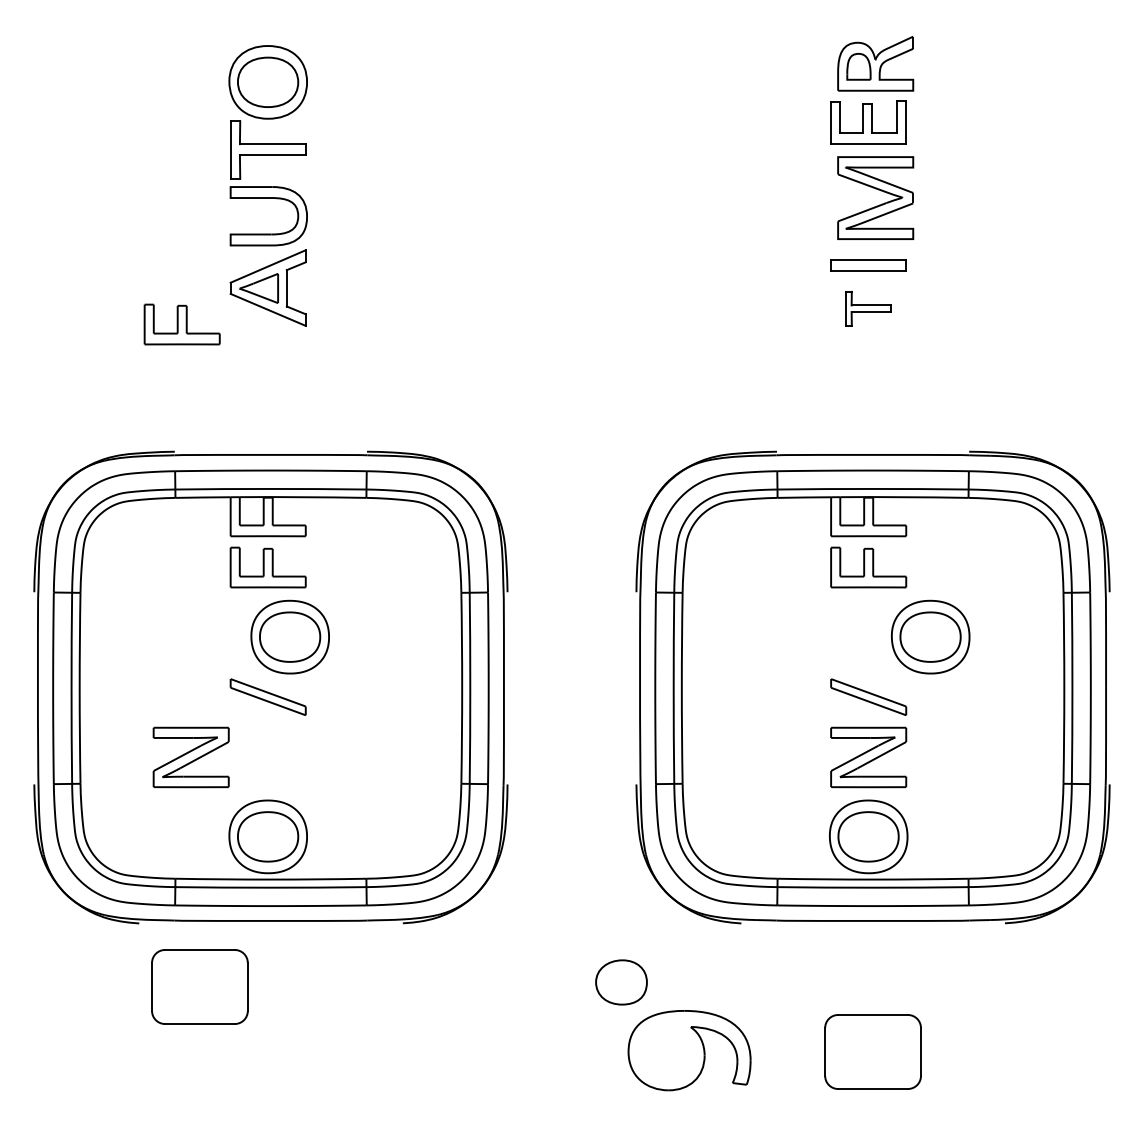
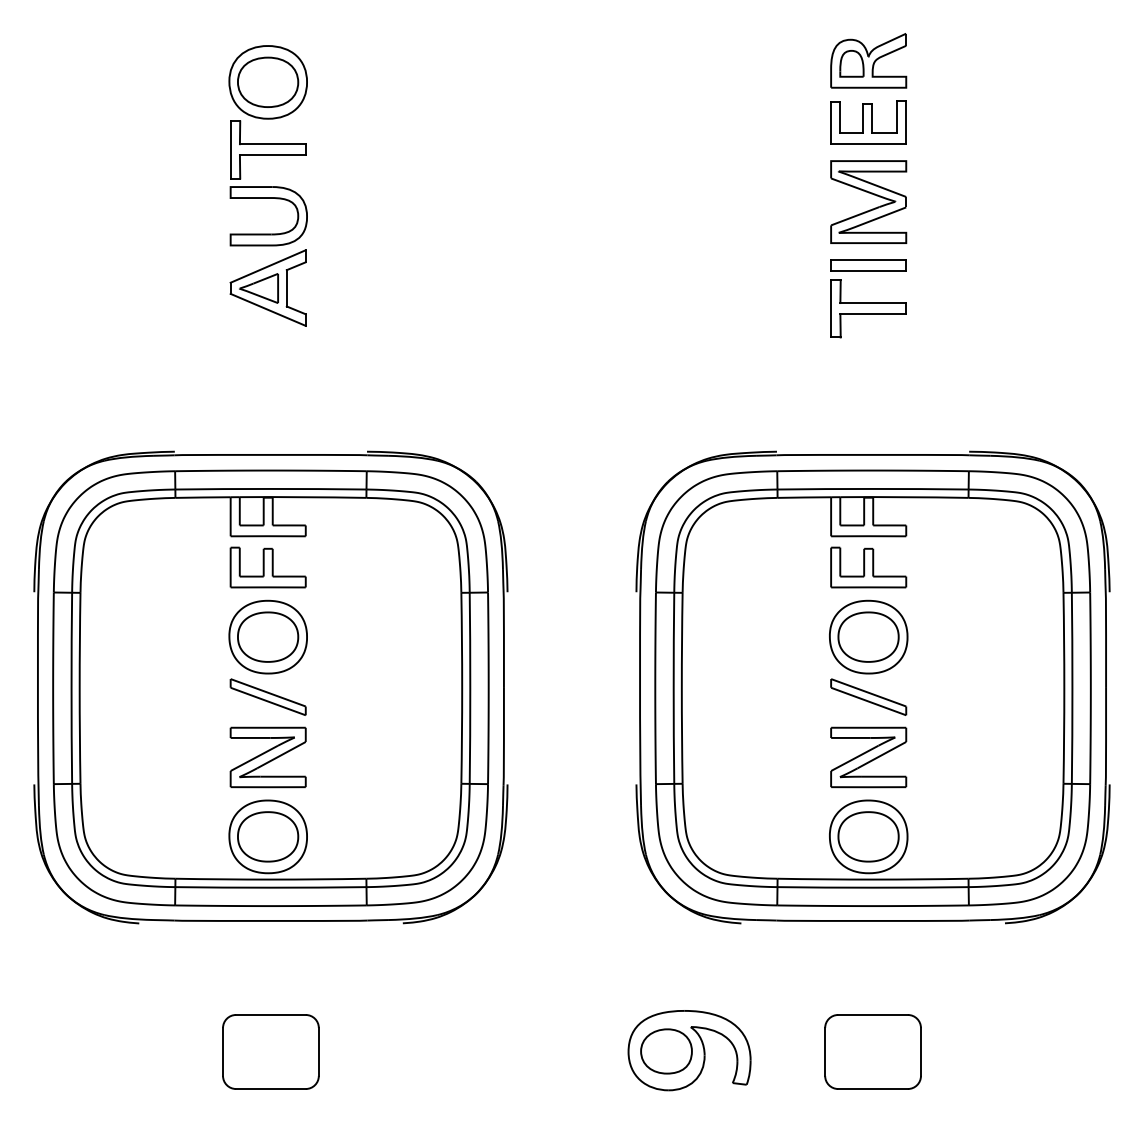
part position: (875, 63) -> (868, 60) (868, 60)
part position: (878, 190) -> (871, 194) (871, 194)
part size: 47x37 px -> 77x60 px (868, 308)
part: present -> none (181, 324)
part position: (289, 636) -> (267, 636) (267, 636)
part position: (930, 636) -> (868, 636) (868, 636)
part position: (190, 757) -> (267, 757) (267, 757)
part position: (621, 982) -> (666, 1051) (666, 1051)
part position: (199, 986) -> (270, 1051) (270, 1051)
